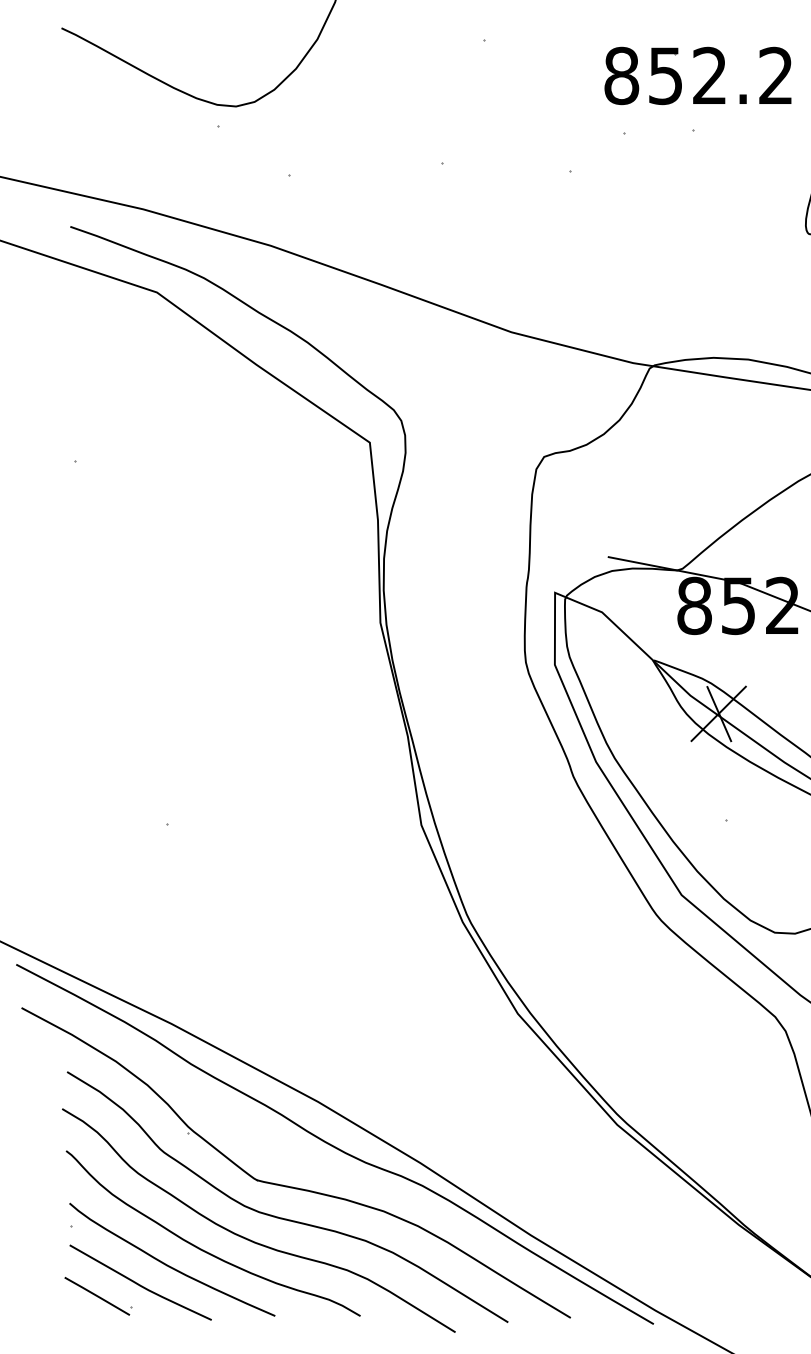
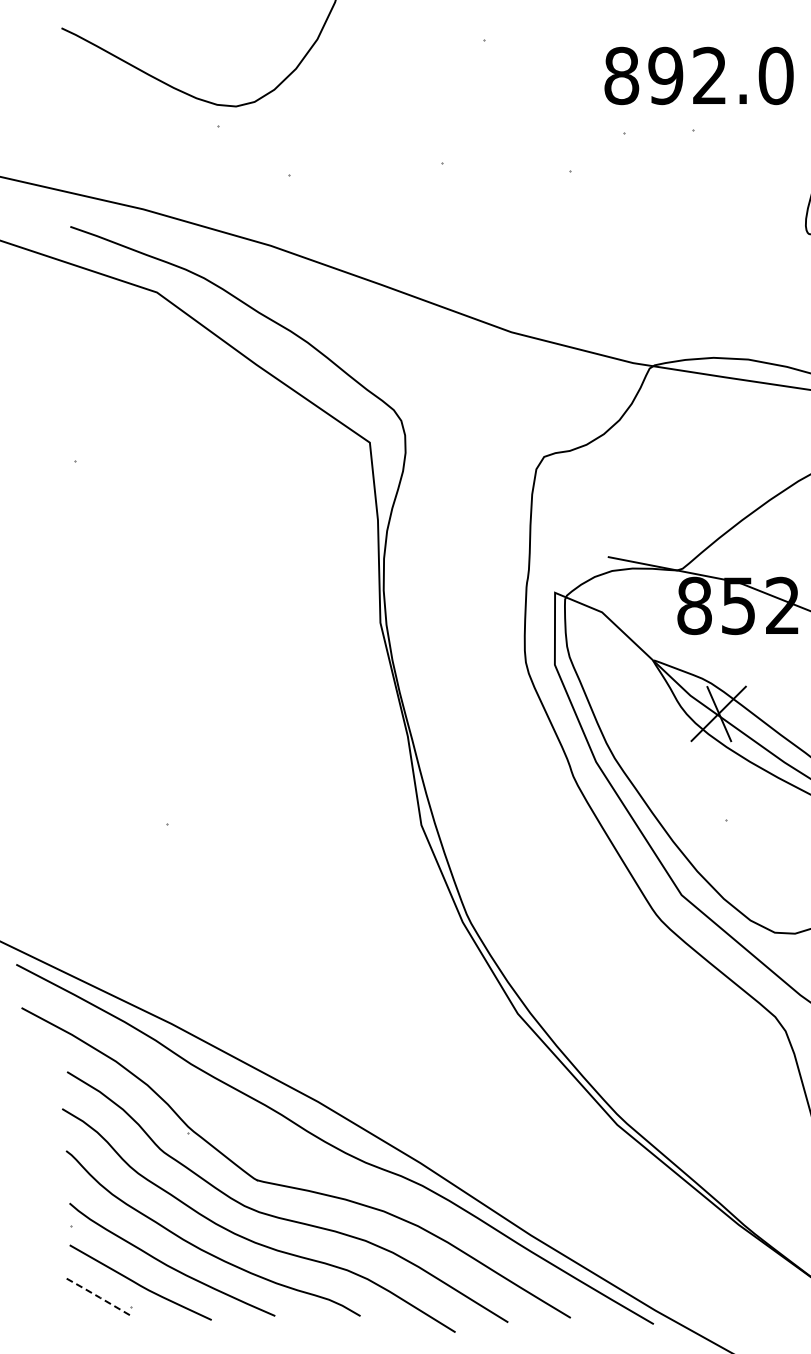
text: 852.2 -> 892.0 (720, 75)
line: solid -> dashed (96, 1295)
